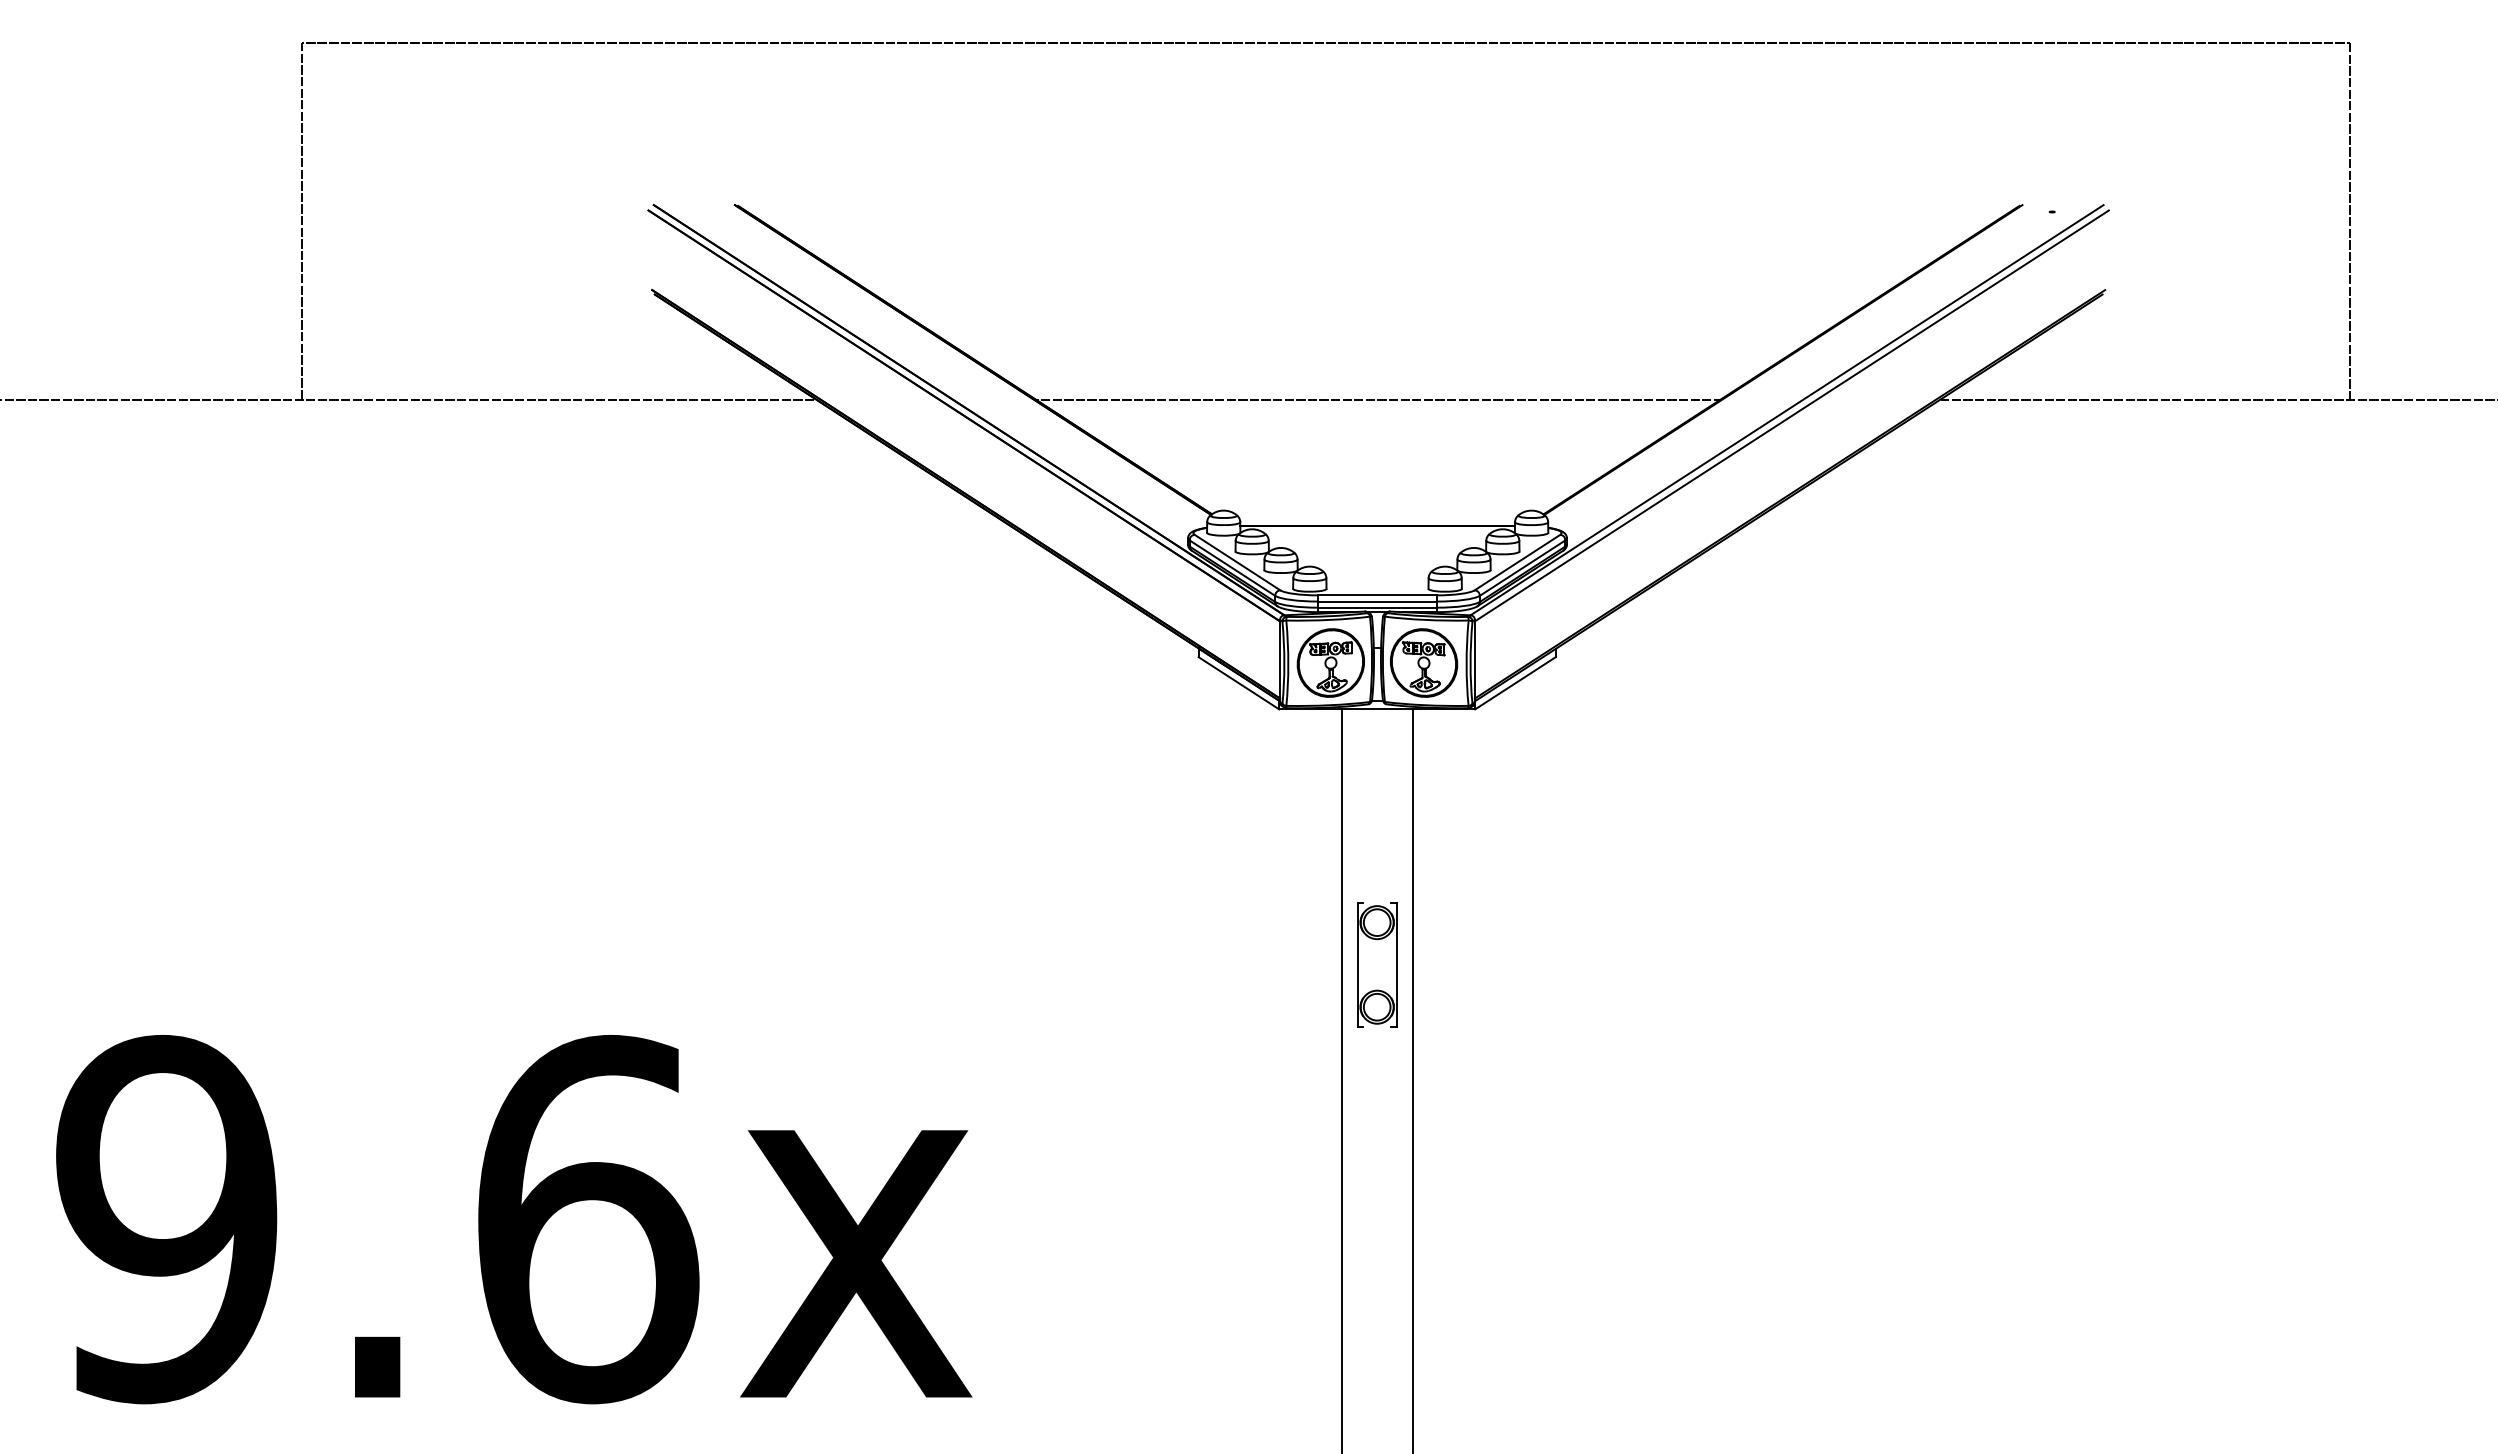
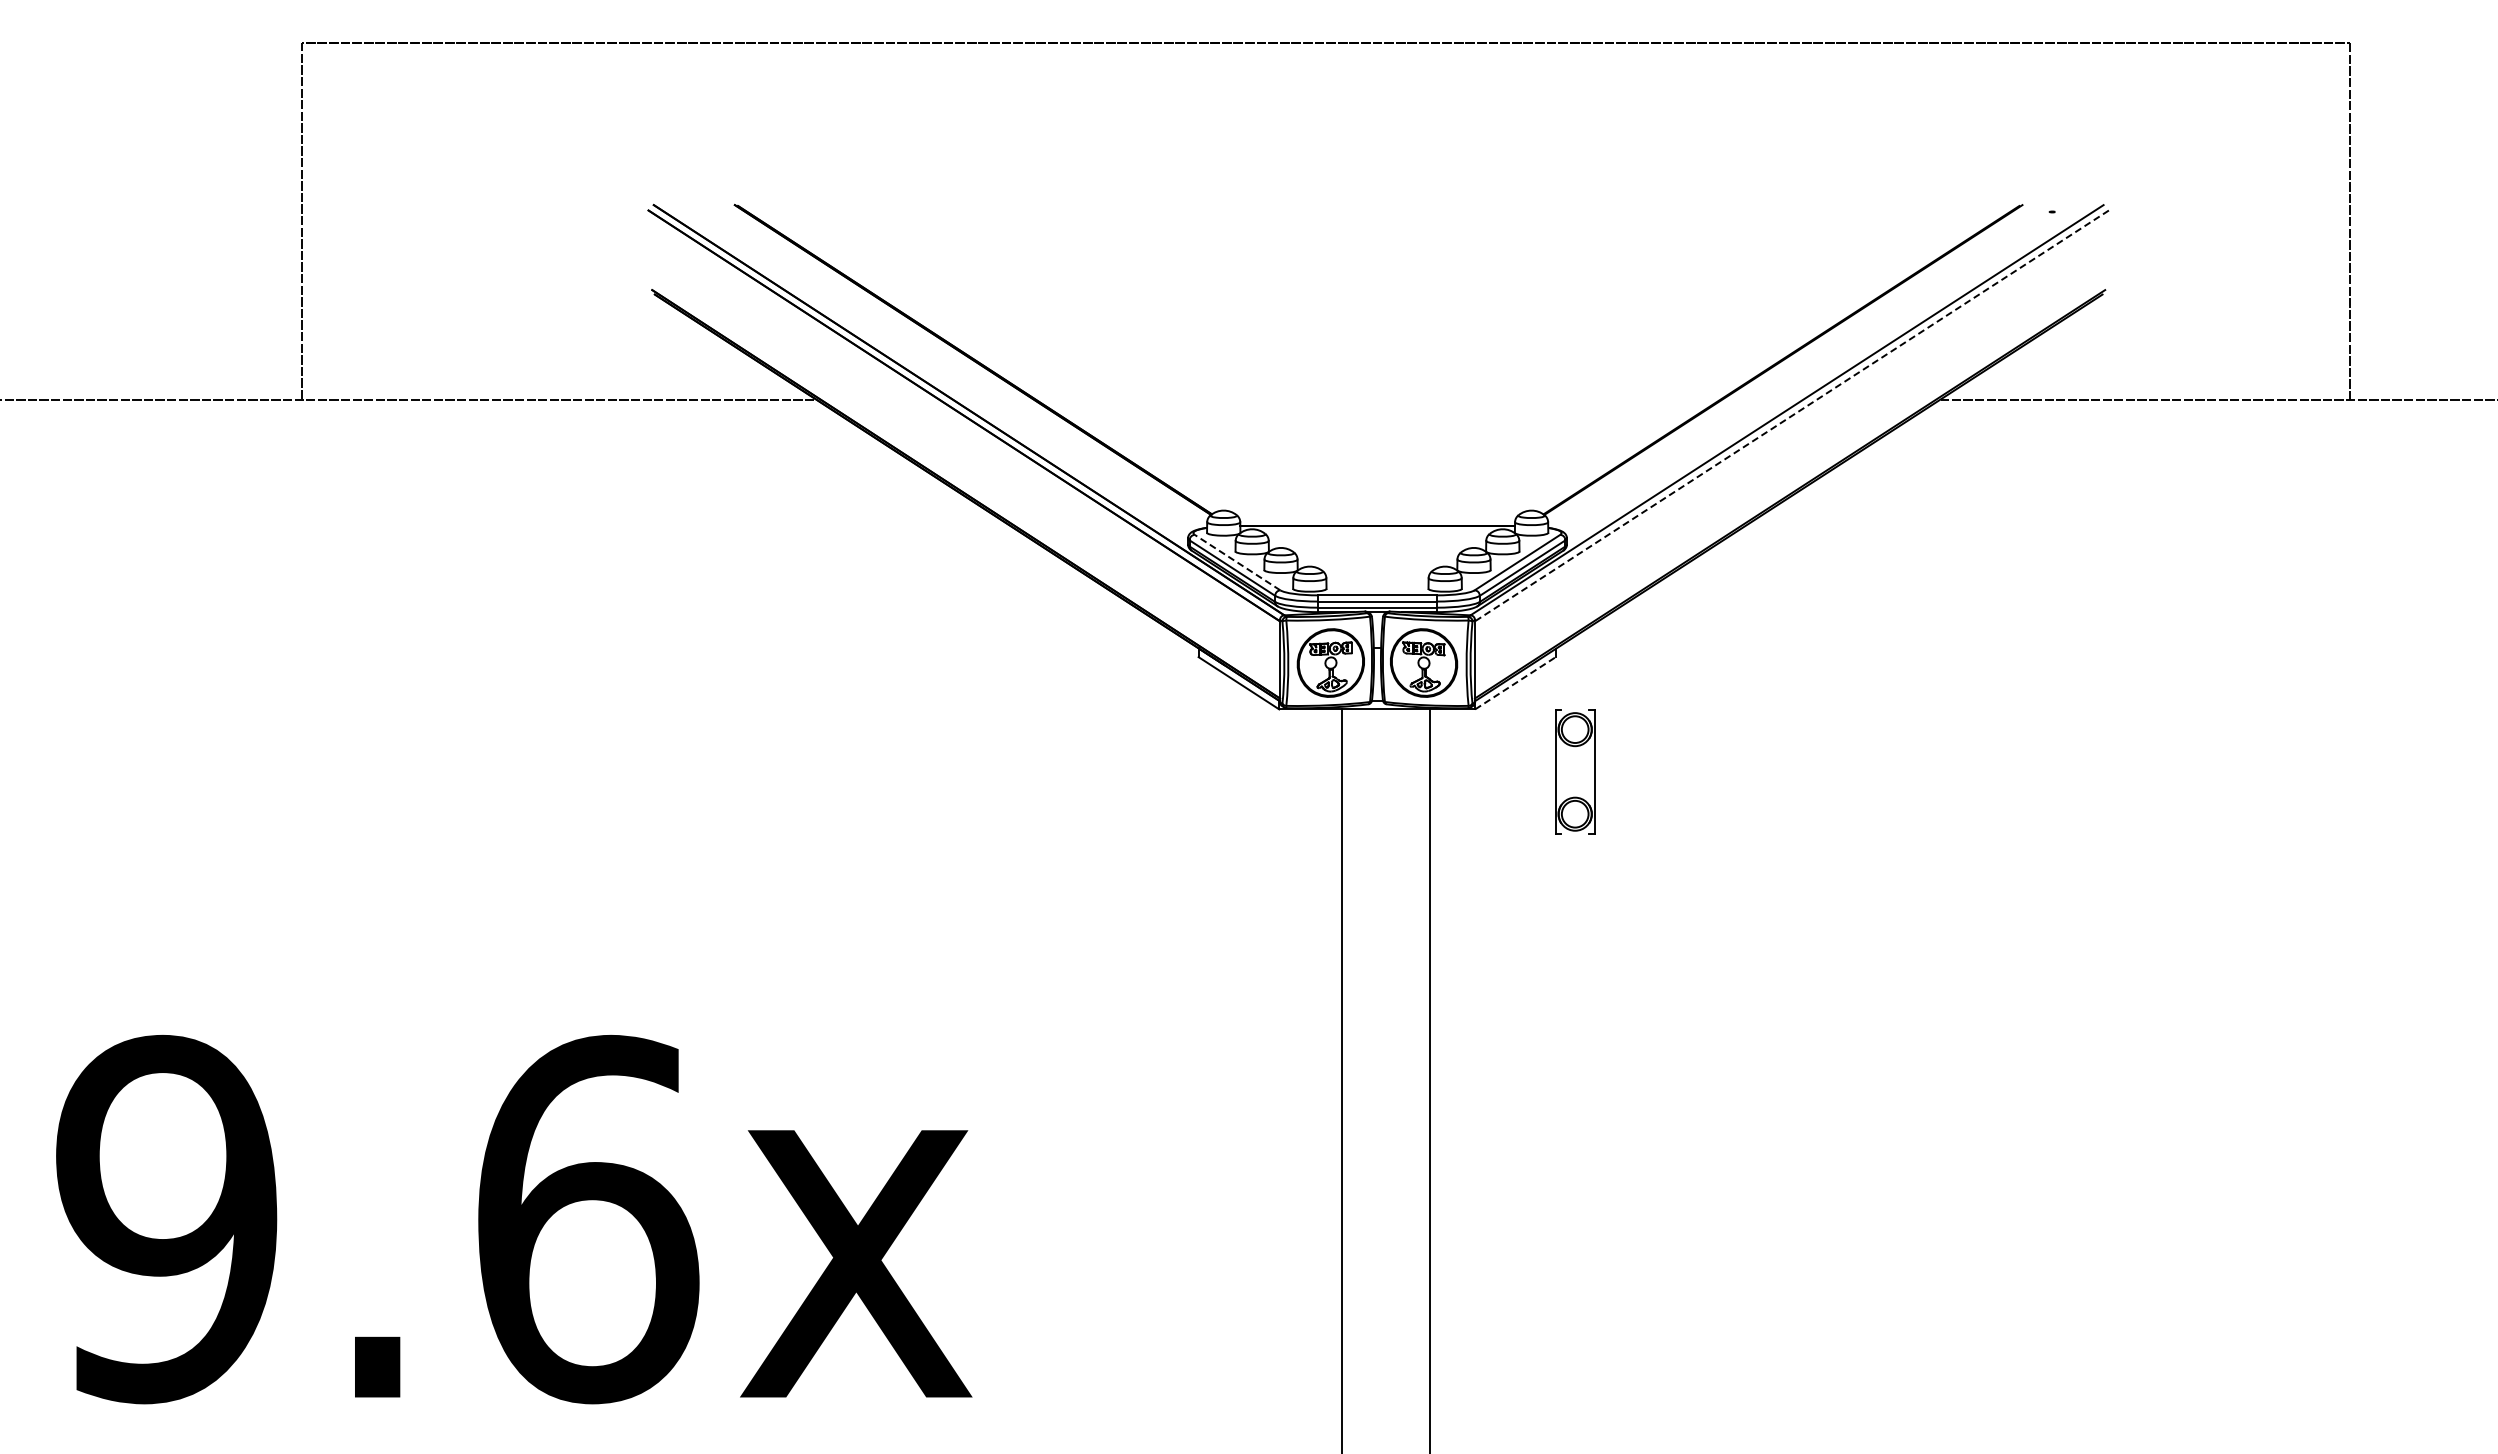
line: present -> none (1377, 399)
line: solid -> dashed (1791, 415)
line: solid -> dashed (1237, 562)
line: solid -> dashed (1515, 683)
part position: (1358, 964) -> (1556, 771) (1556, 771)
line position: (1412, 1079) -> (1429, 1079) (1429, 1079)
